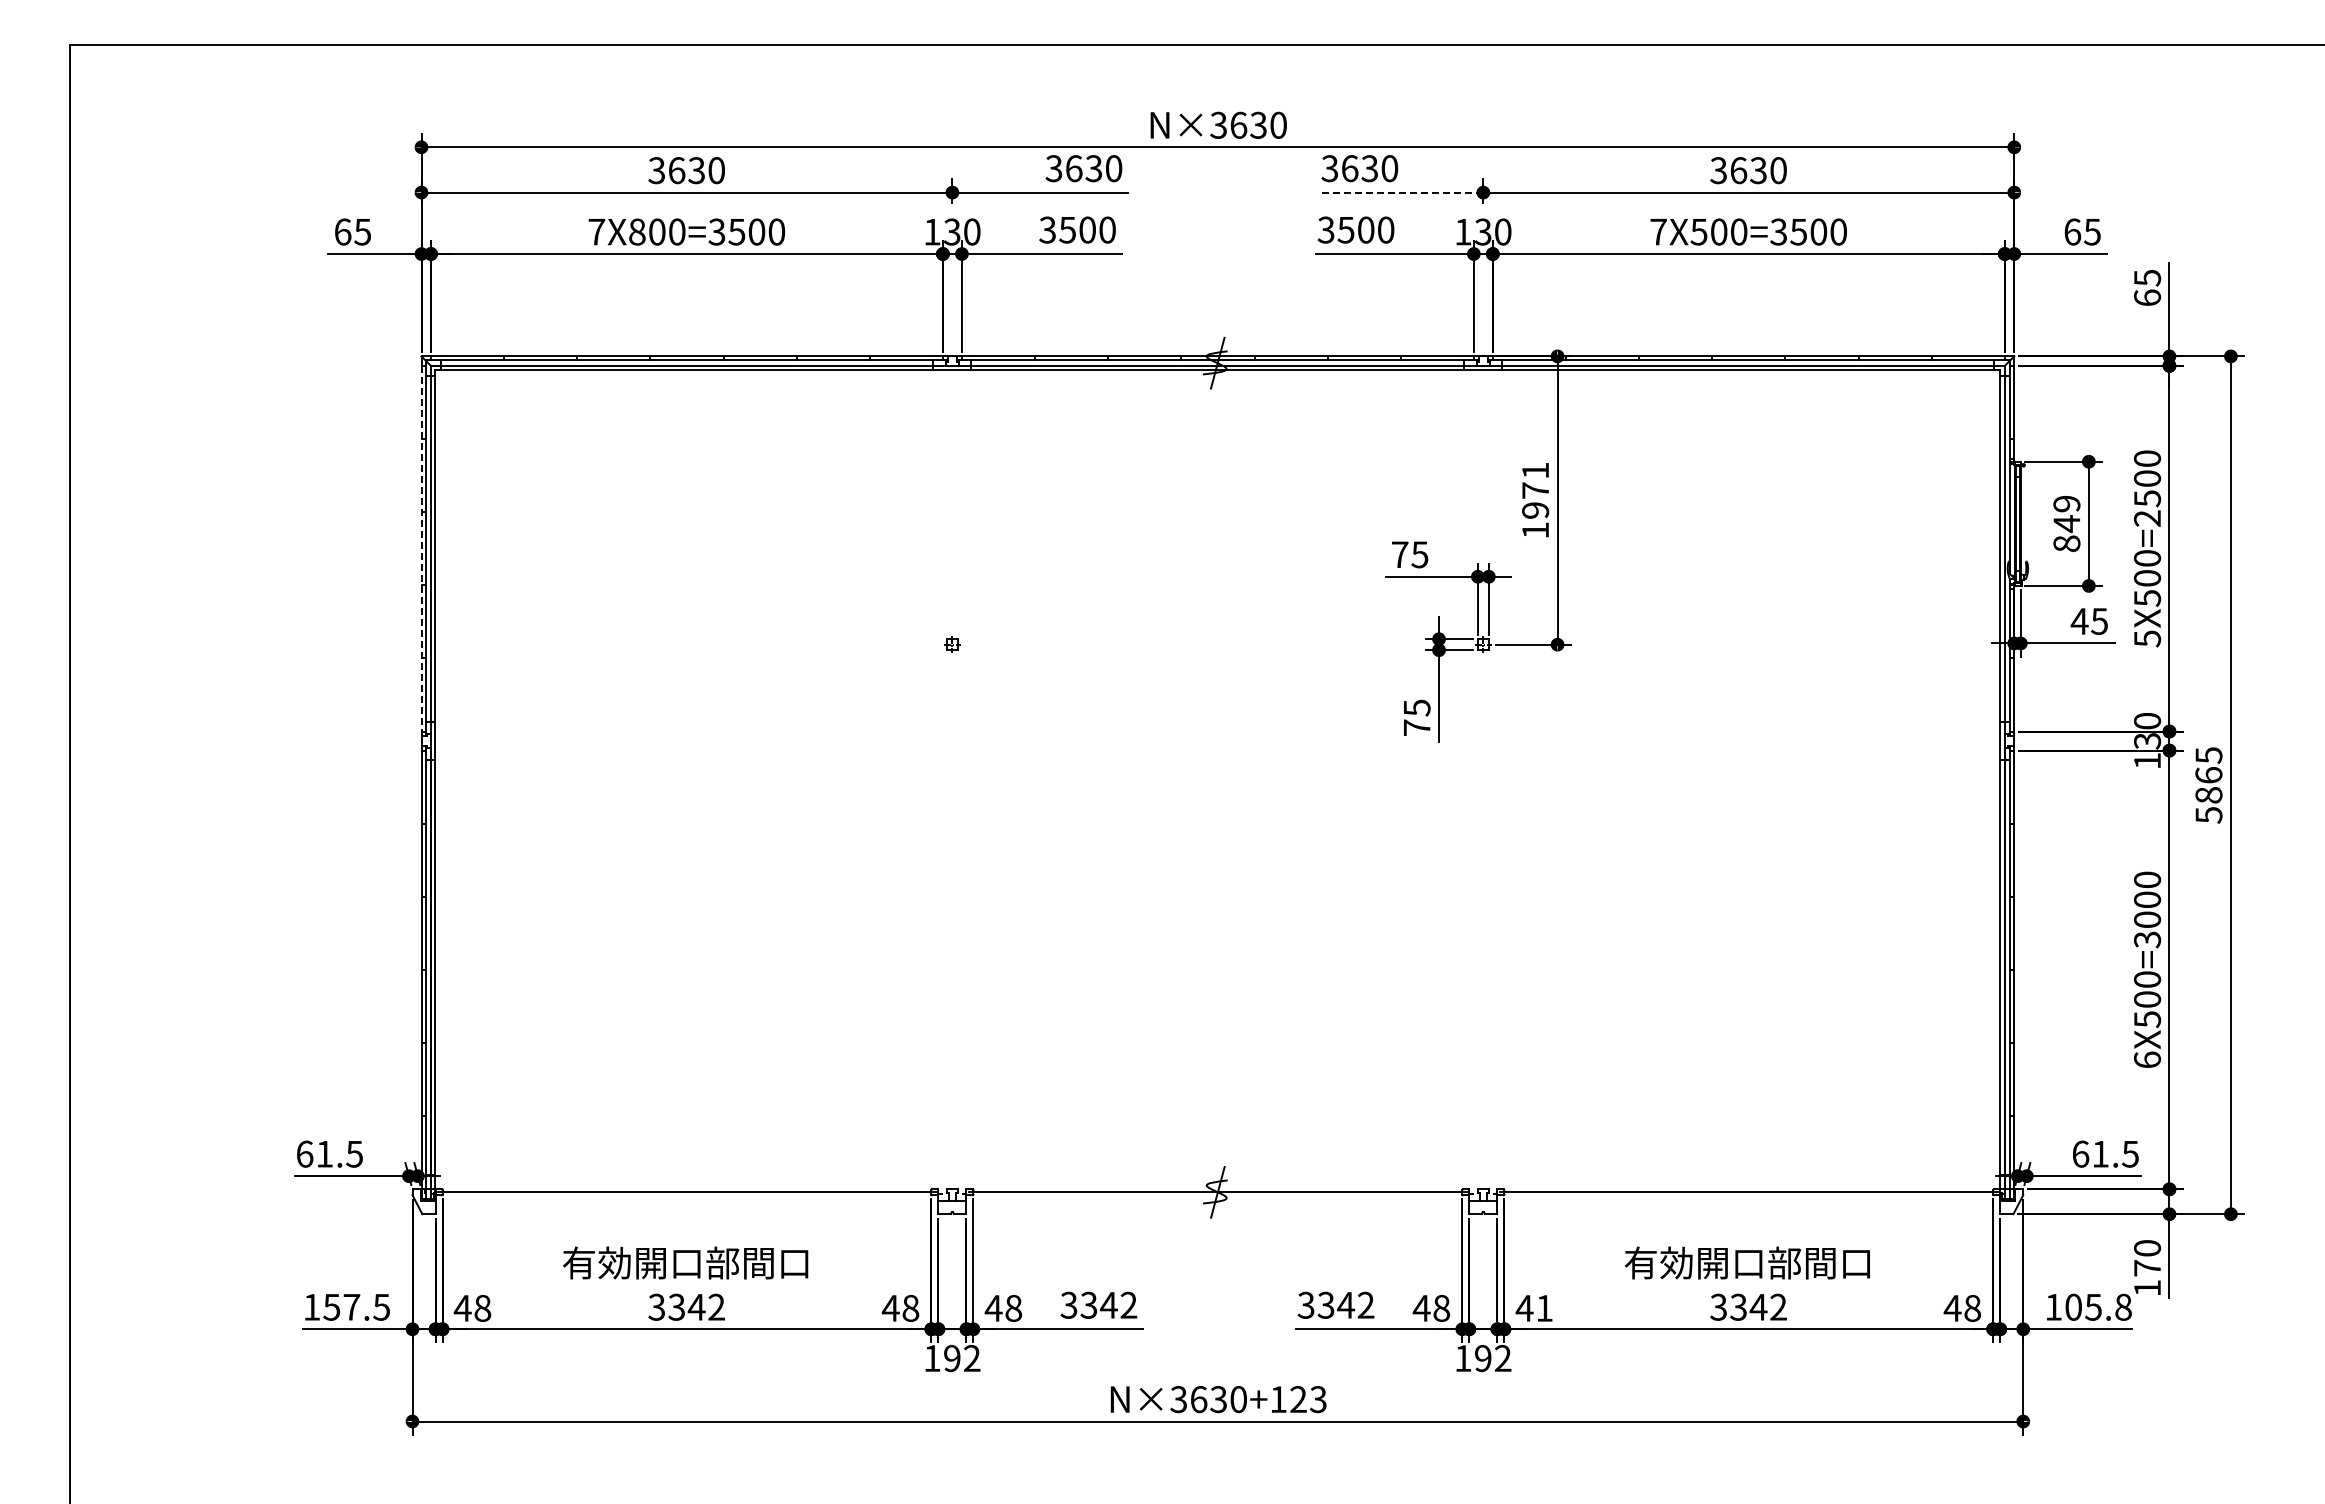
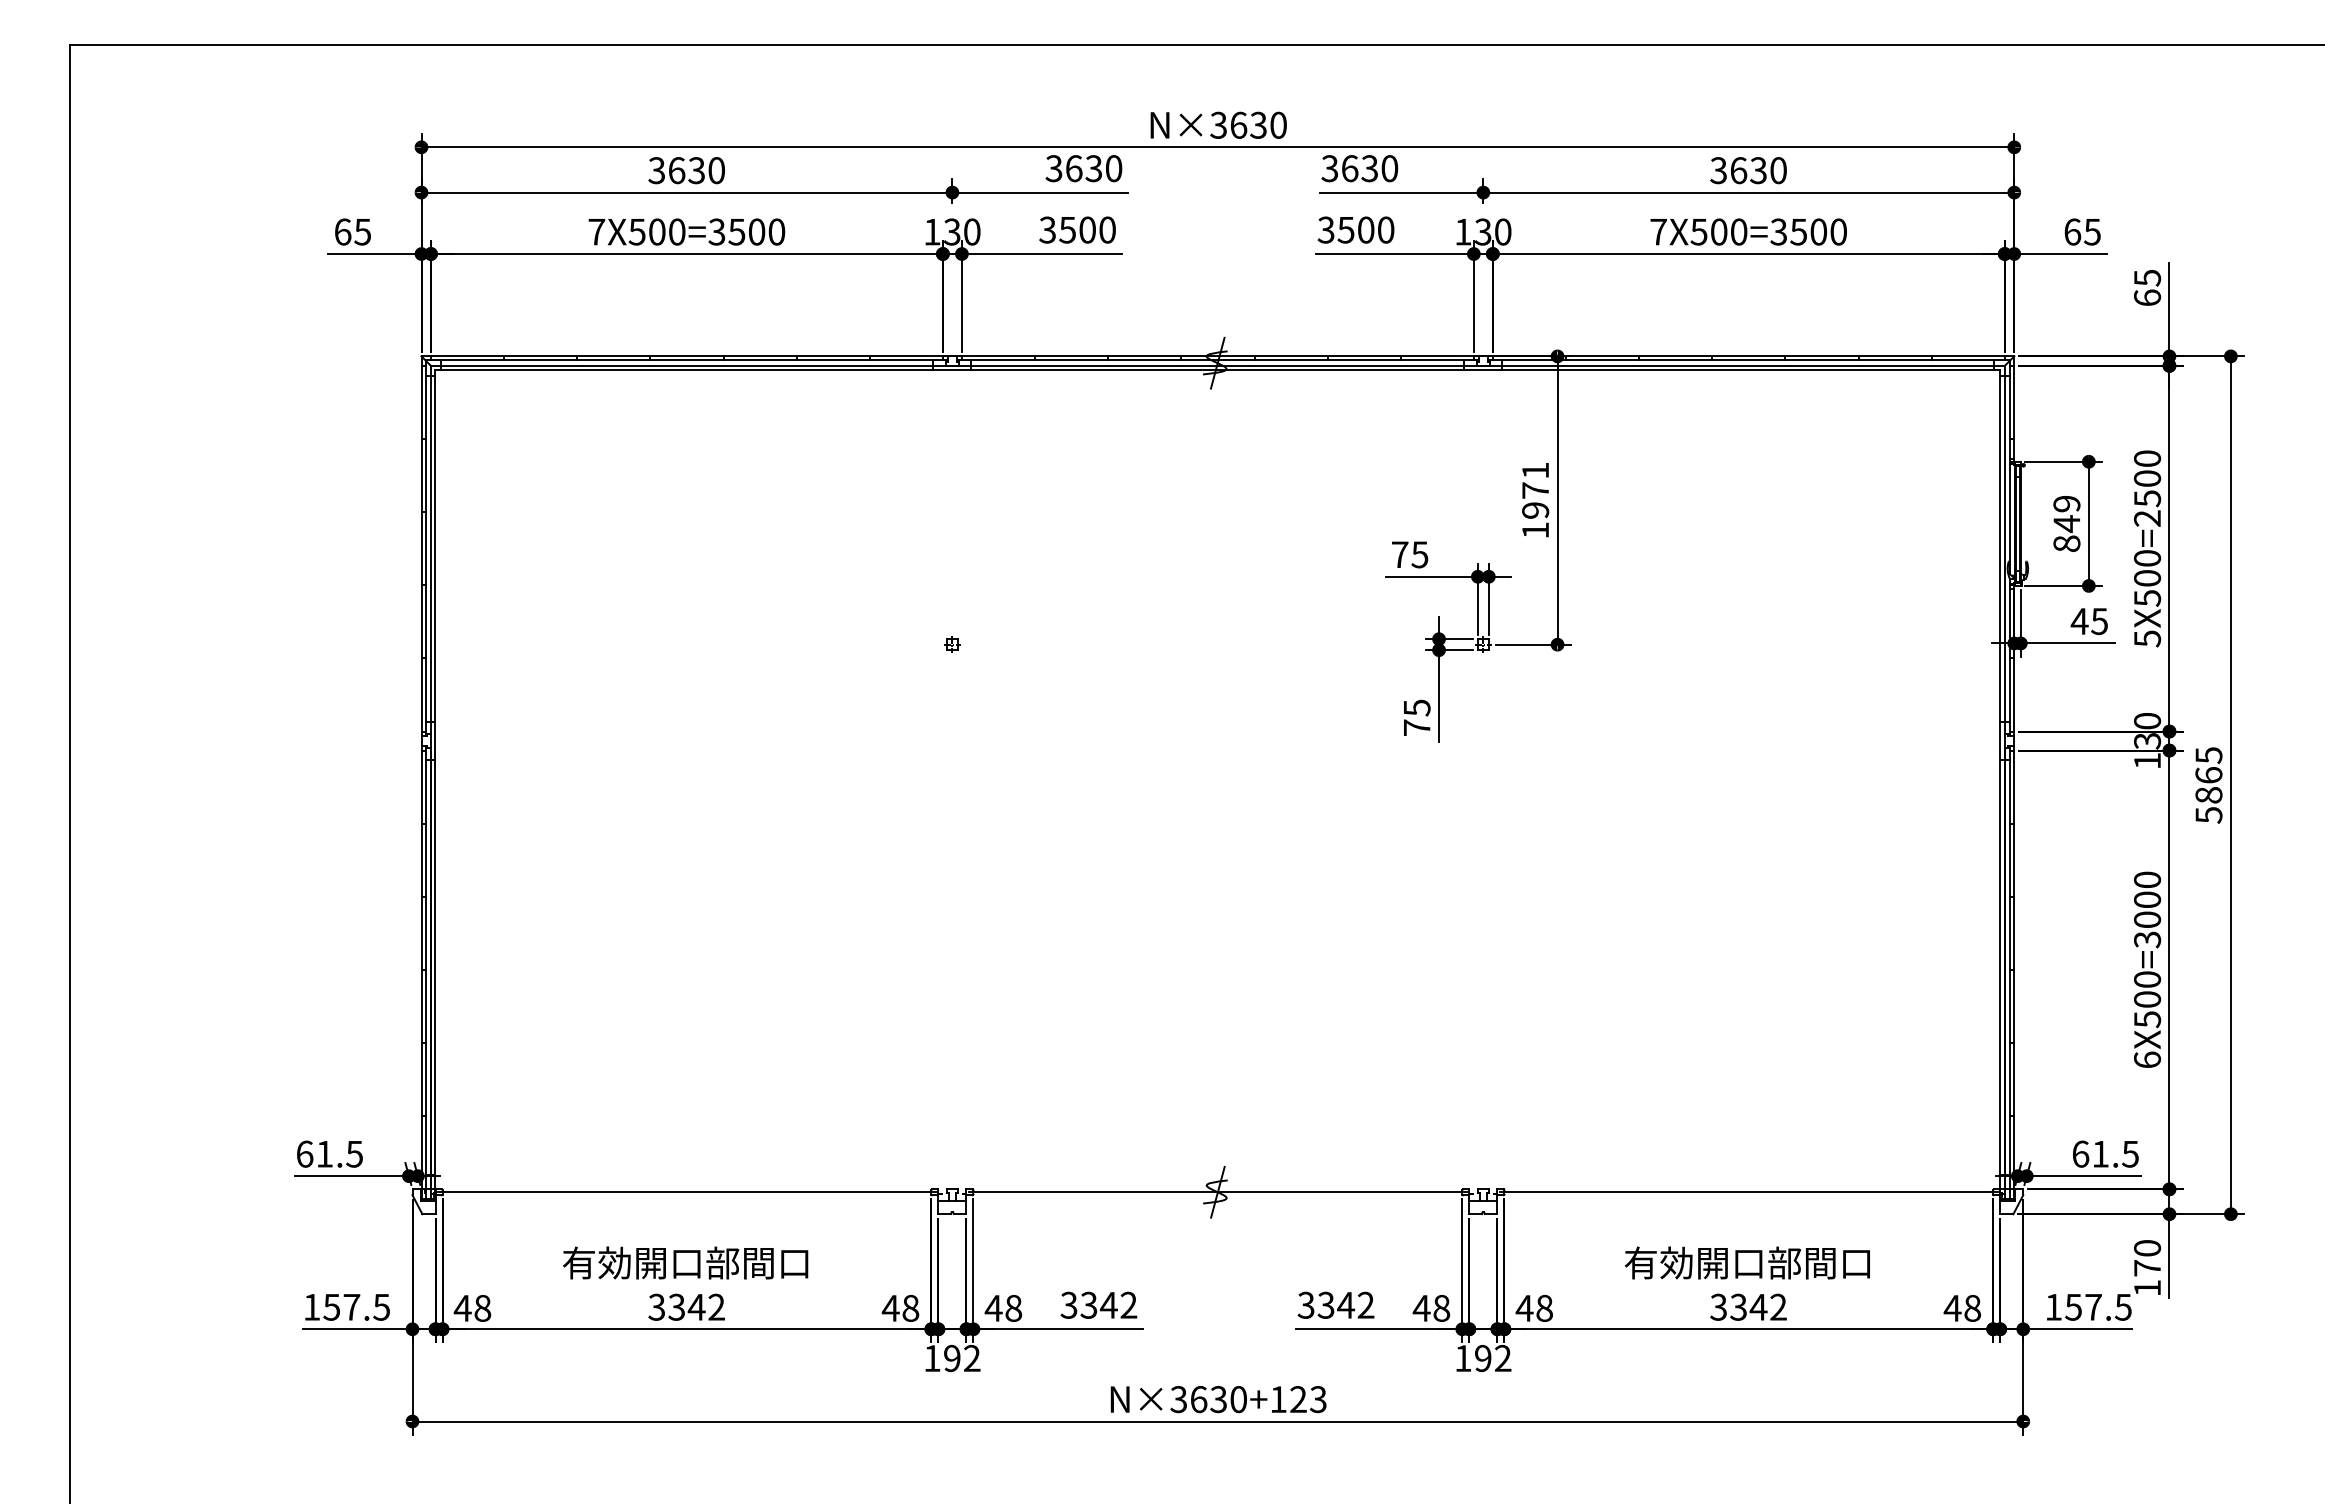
line: dashed -> solid (1401, 192)
text: 7X800=3500 -> 7X500=3500 (636, 231)
line: dashed -> solid (421, 548)
text: 105.8 -> 157.5 (2098, 1306)
text: 41 -> 48 (1544, 1308)
